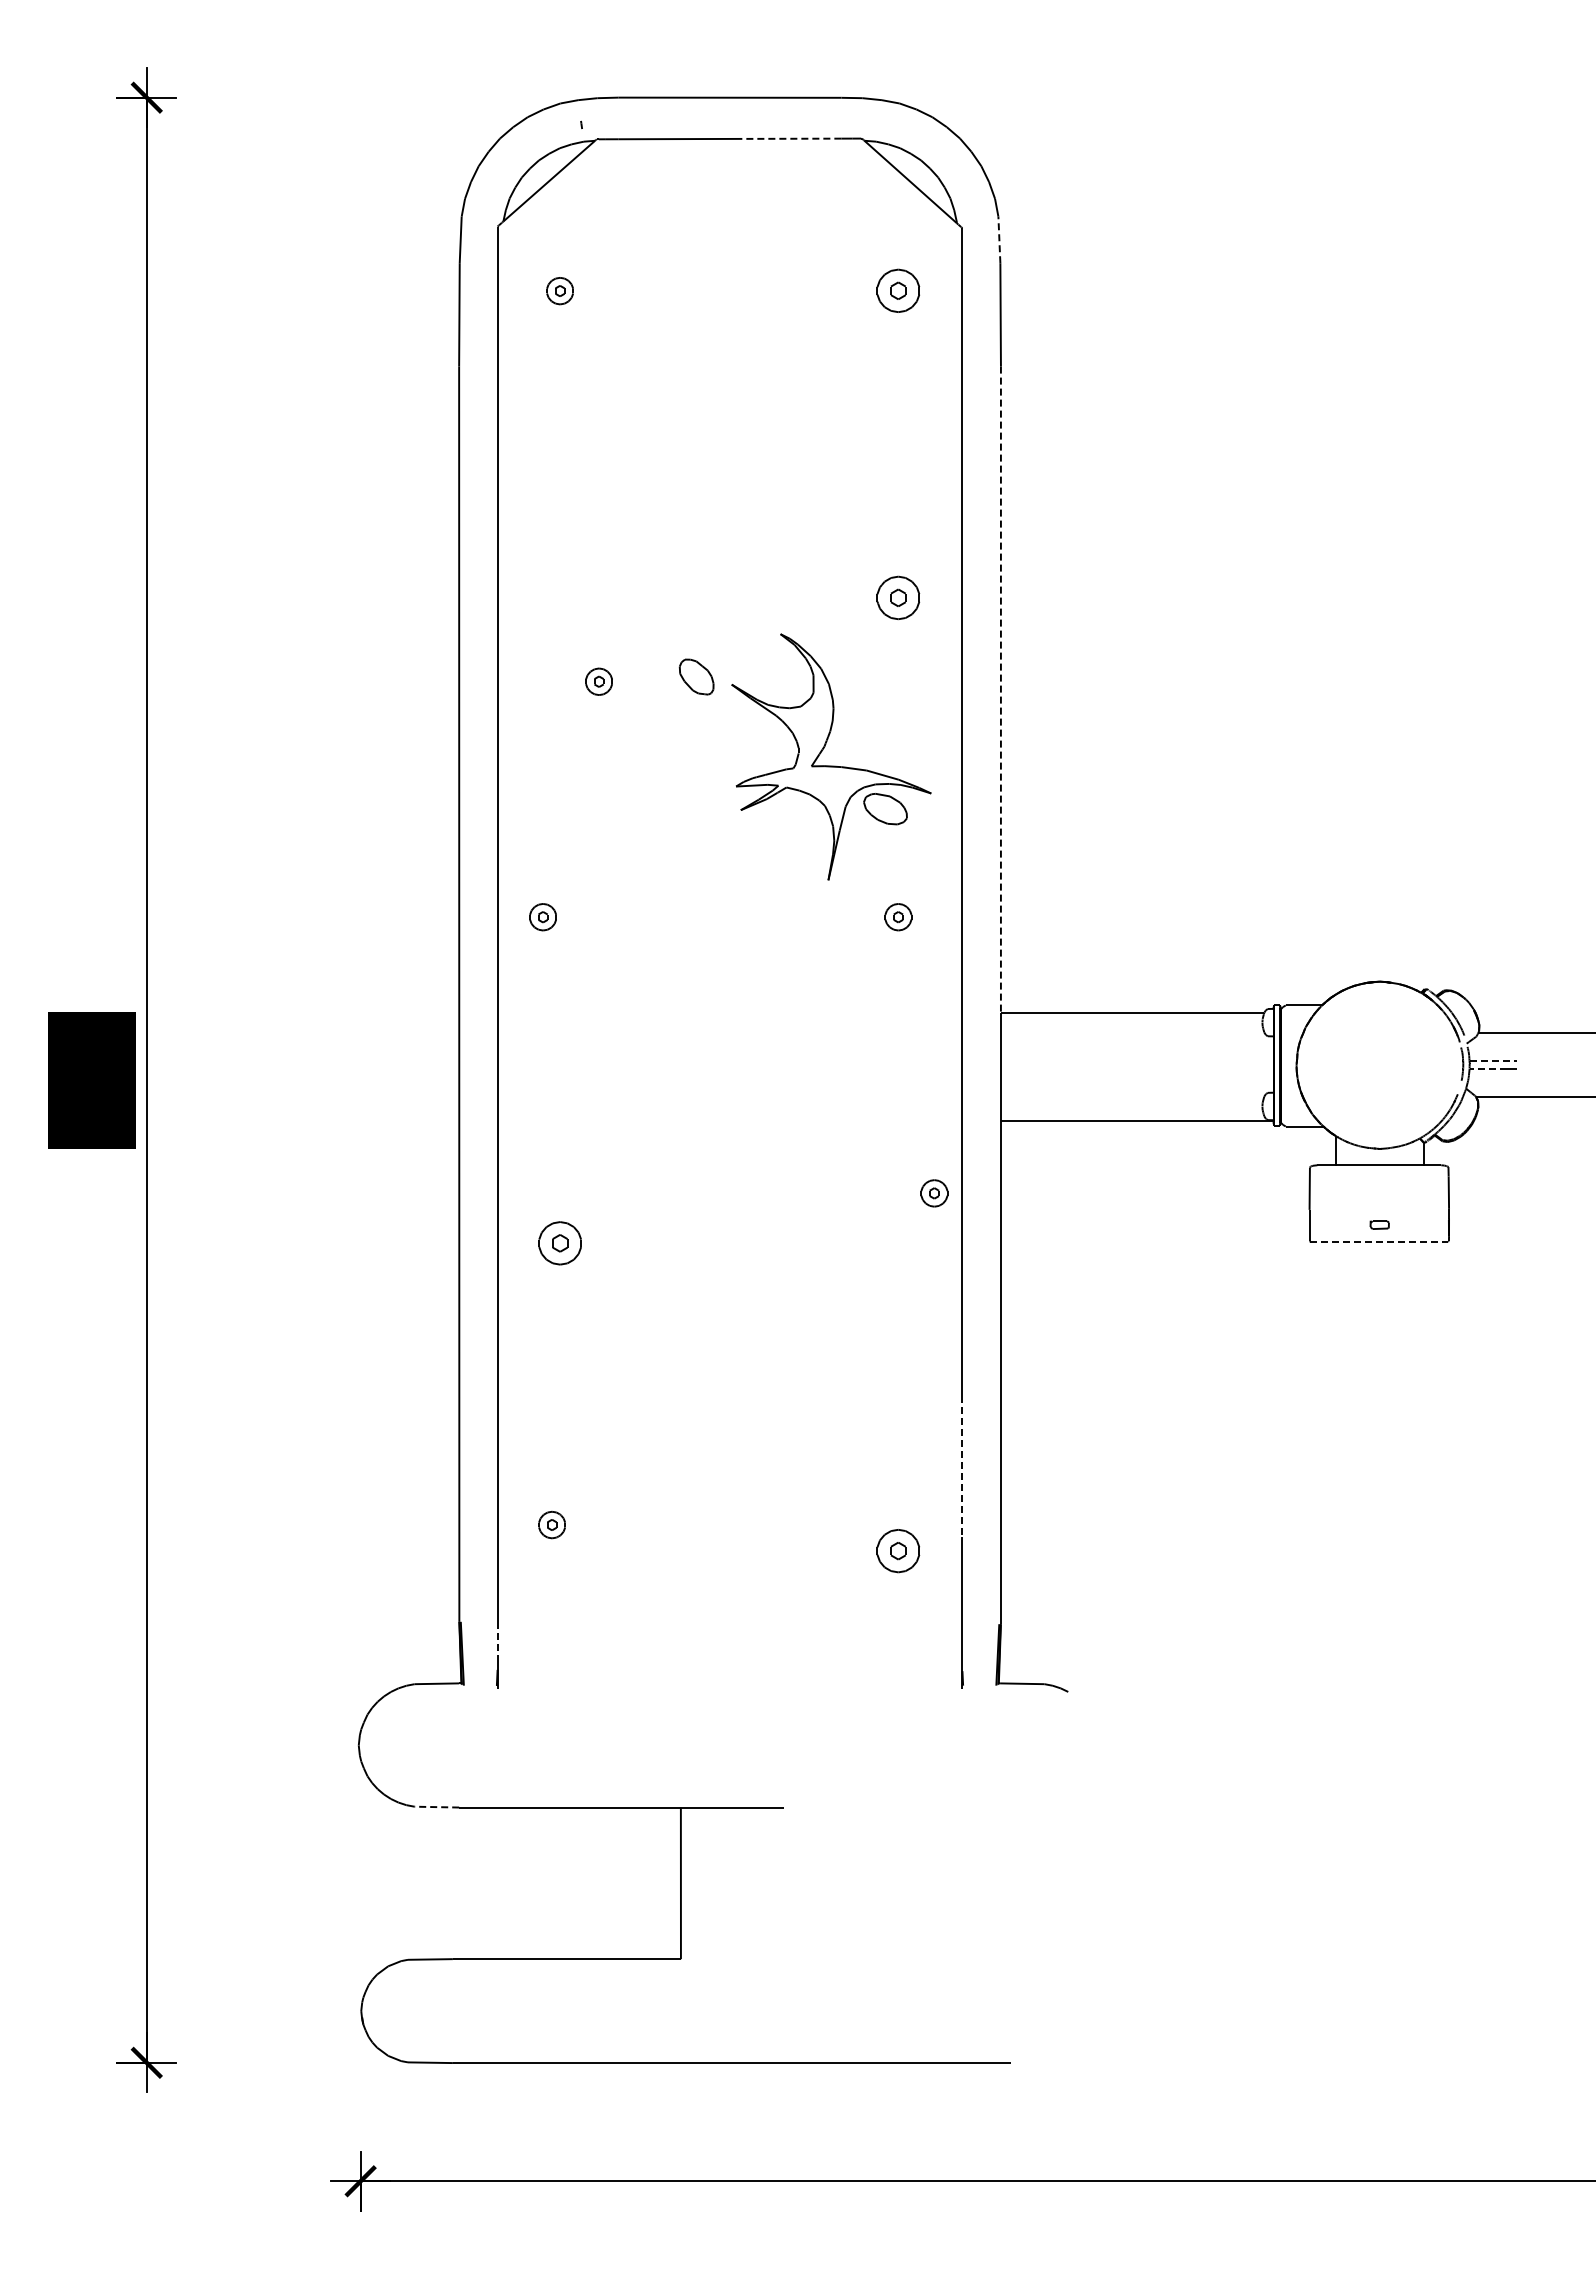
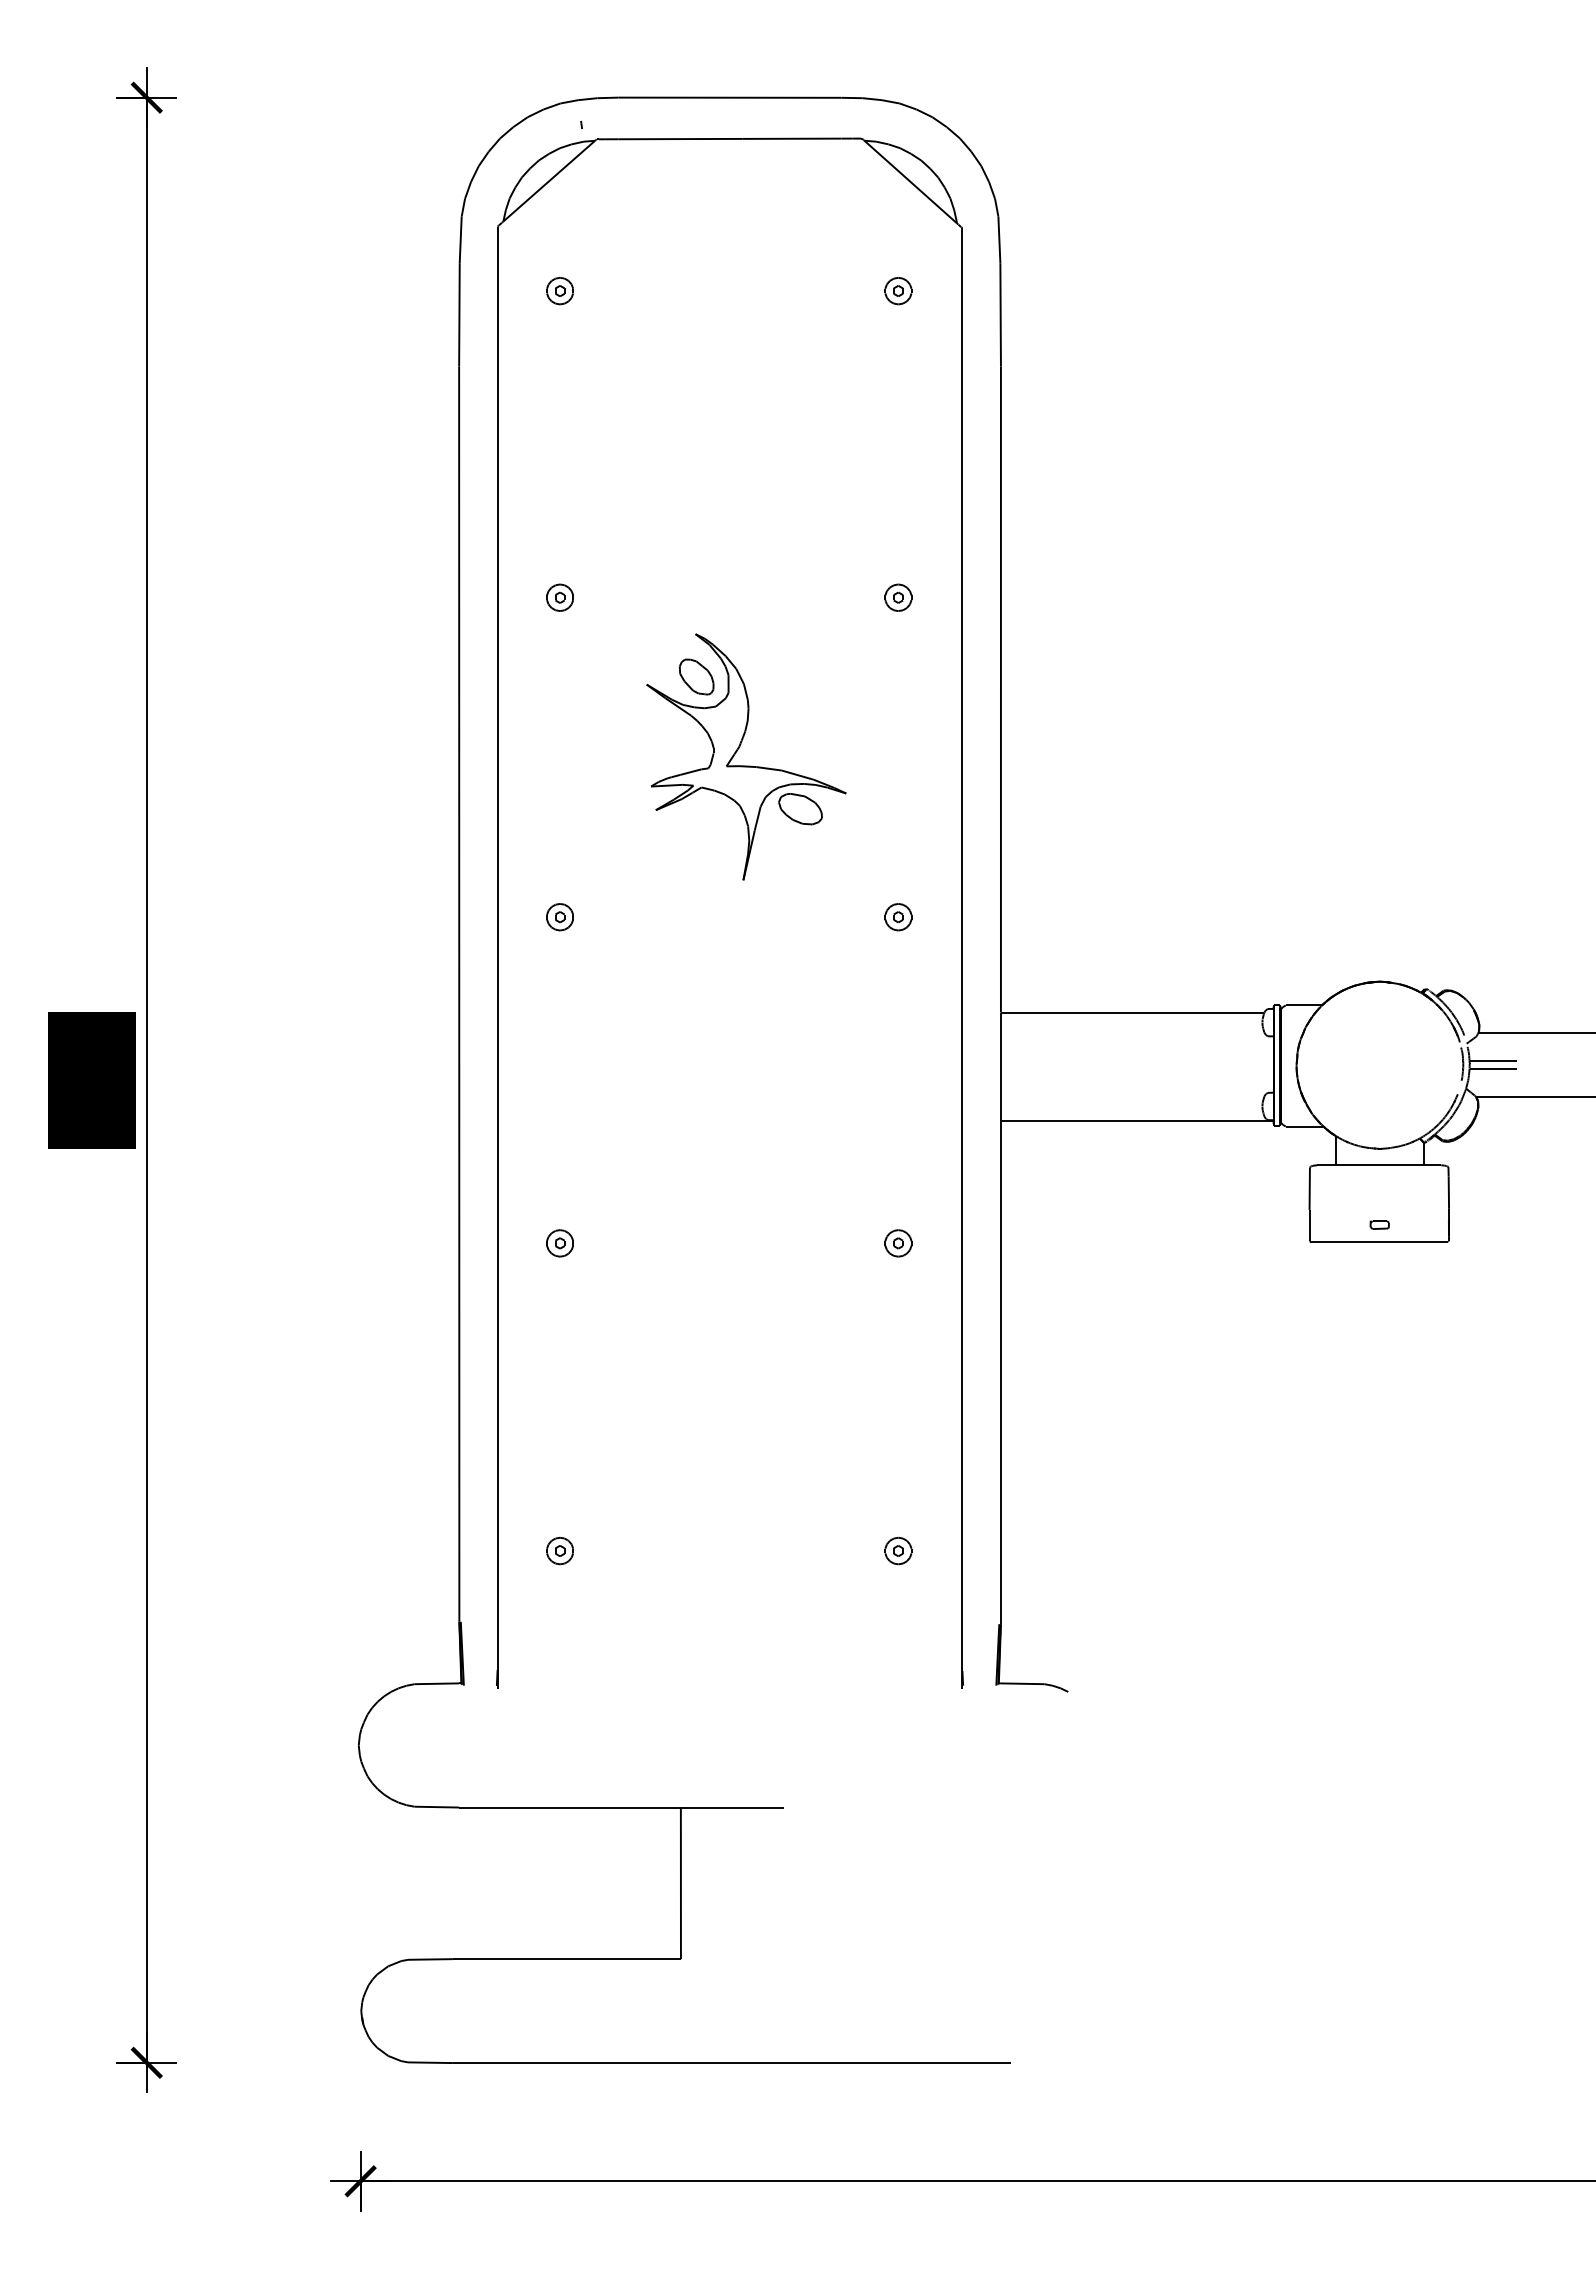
line: dashed -> solid (791, 138)
line: dashed -> solid (999, 239)
part size: 45x45 px -> 29x29 px (898, 291)
part size: 45x46 px -> 29x29 px (898, 597)
part position: (598, 681) -> (559, 597) (559, 597)
line: dashed -> solid (1000, 689)
part position: (831, 765) -> (746, 765) (746, 765)
part position: (542, 917) -> (559, 917) (559, 917)
line: dashed -> solid (1493, 1060)
line: dashed -> solid (1488, 1068)
part position: (934, 1193) -> (898, 1243) (898, 1243)
line: dashed -> solid (1379, 1241)
part size: 44x45 px -> 28x29 px (559, 1243)
line: dashed -> solid (962, 1466)
part position: (551, 1524) -> (559, 1550) (559, 1550)
part size: 45x45 px -> 29x30 px (898, 1550)
line: dashed -> solid (497, 1639)
line: dashed -> solid (436, 1807)
